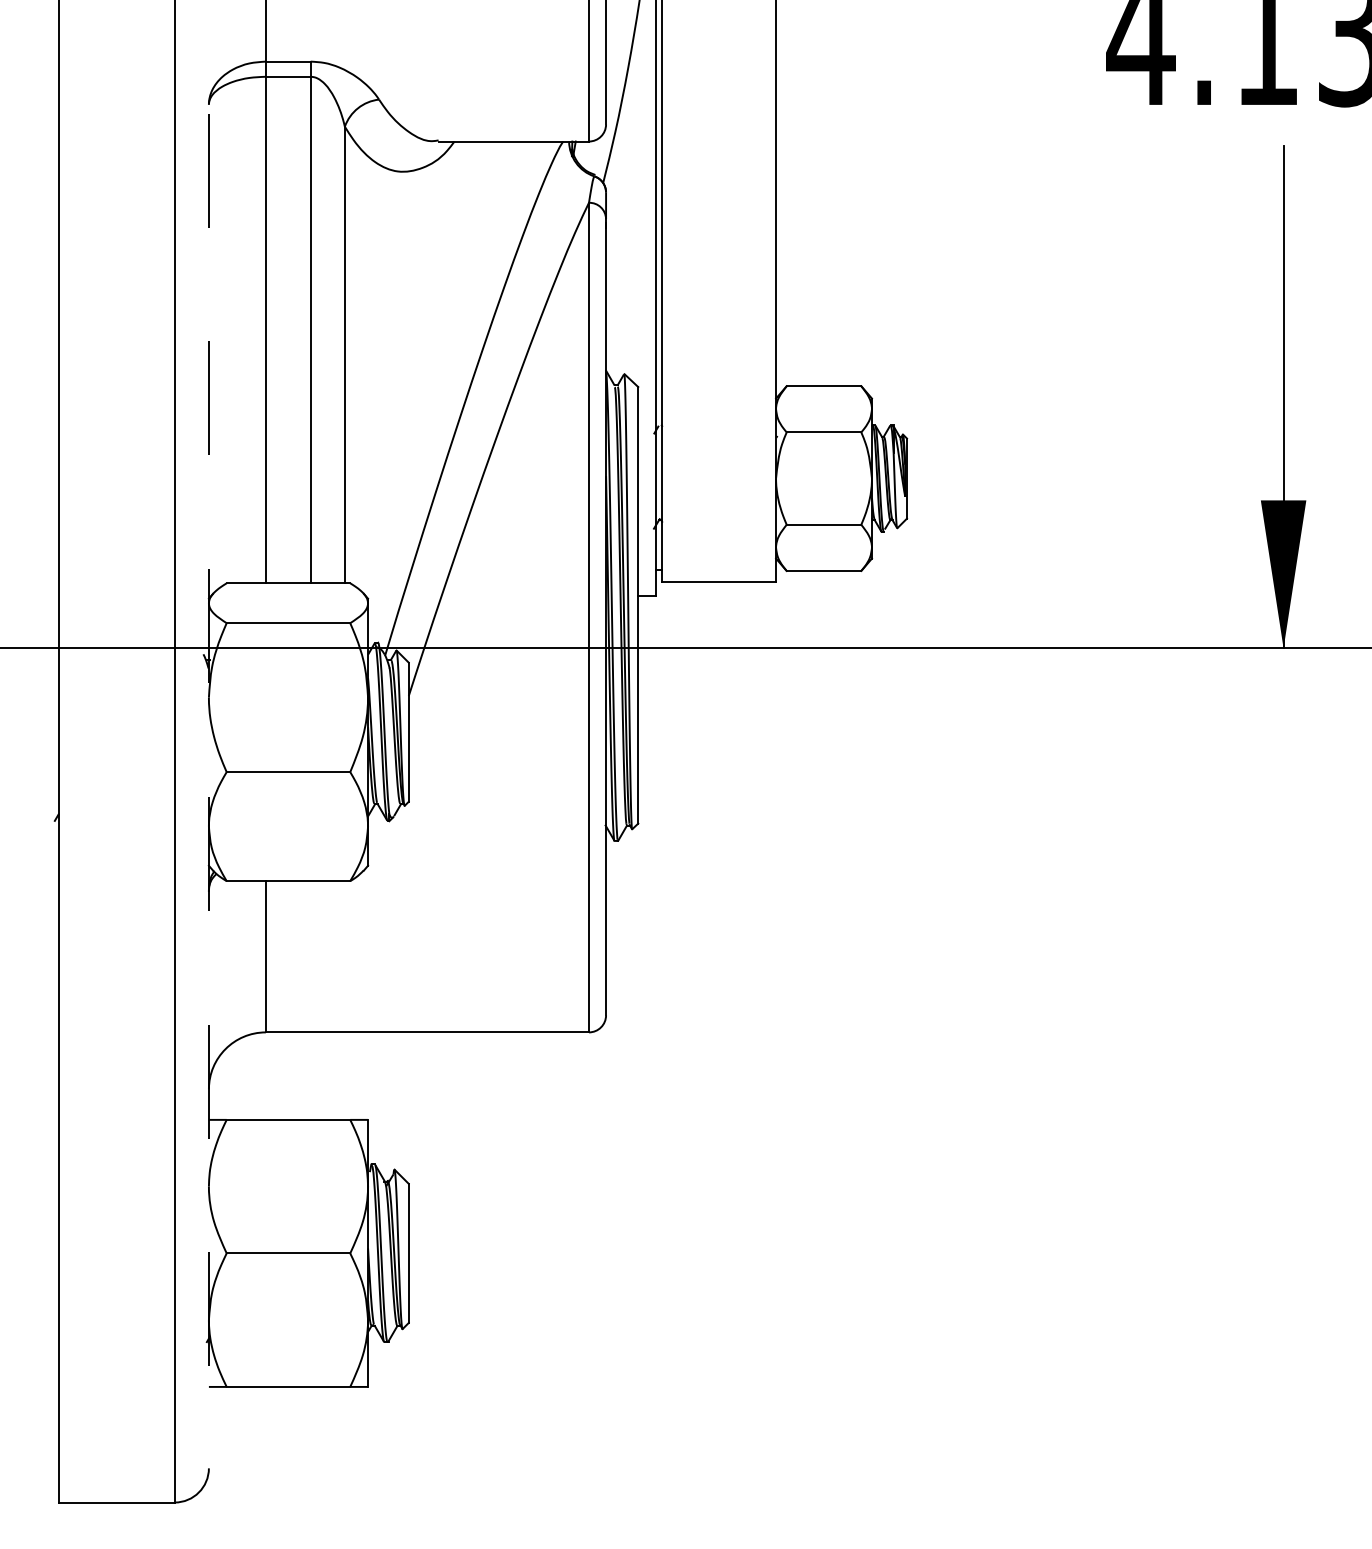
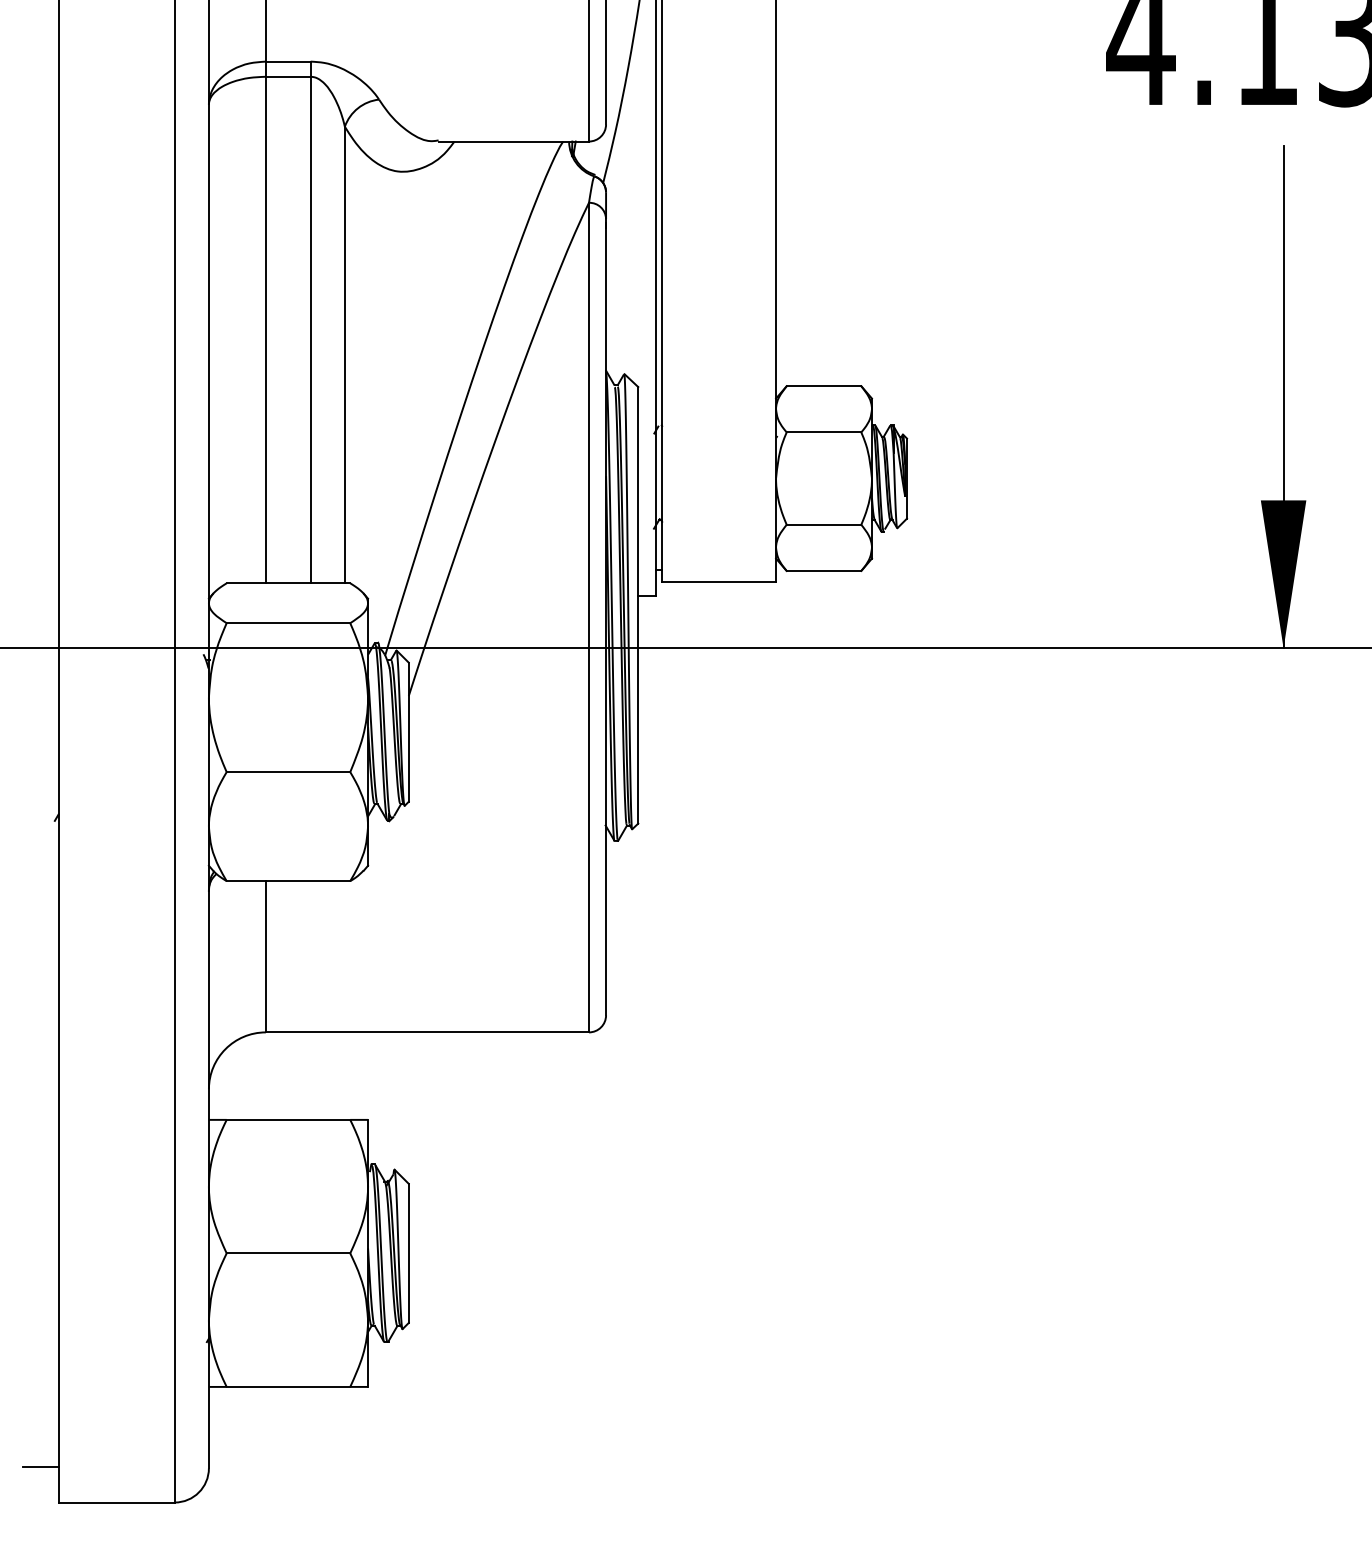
line: dashed -> solid (208, 734)
line: none -> present (40, 1466)
